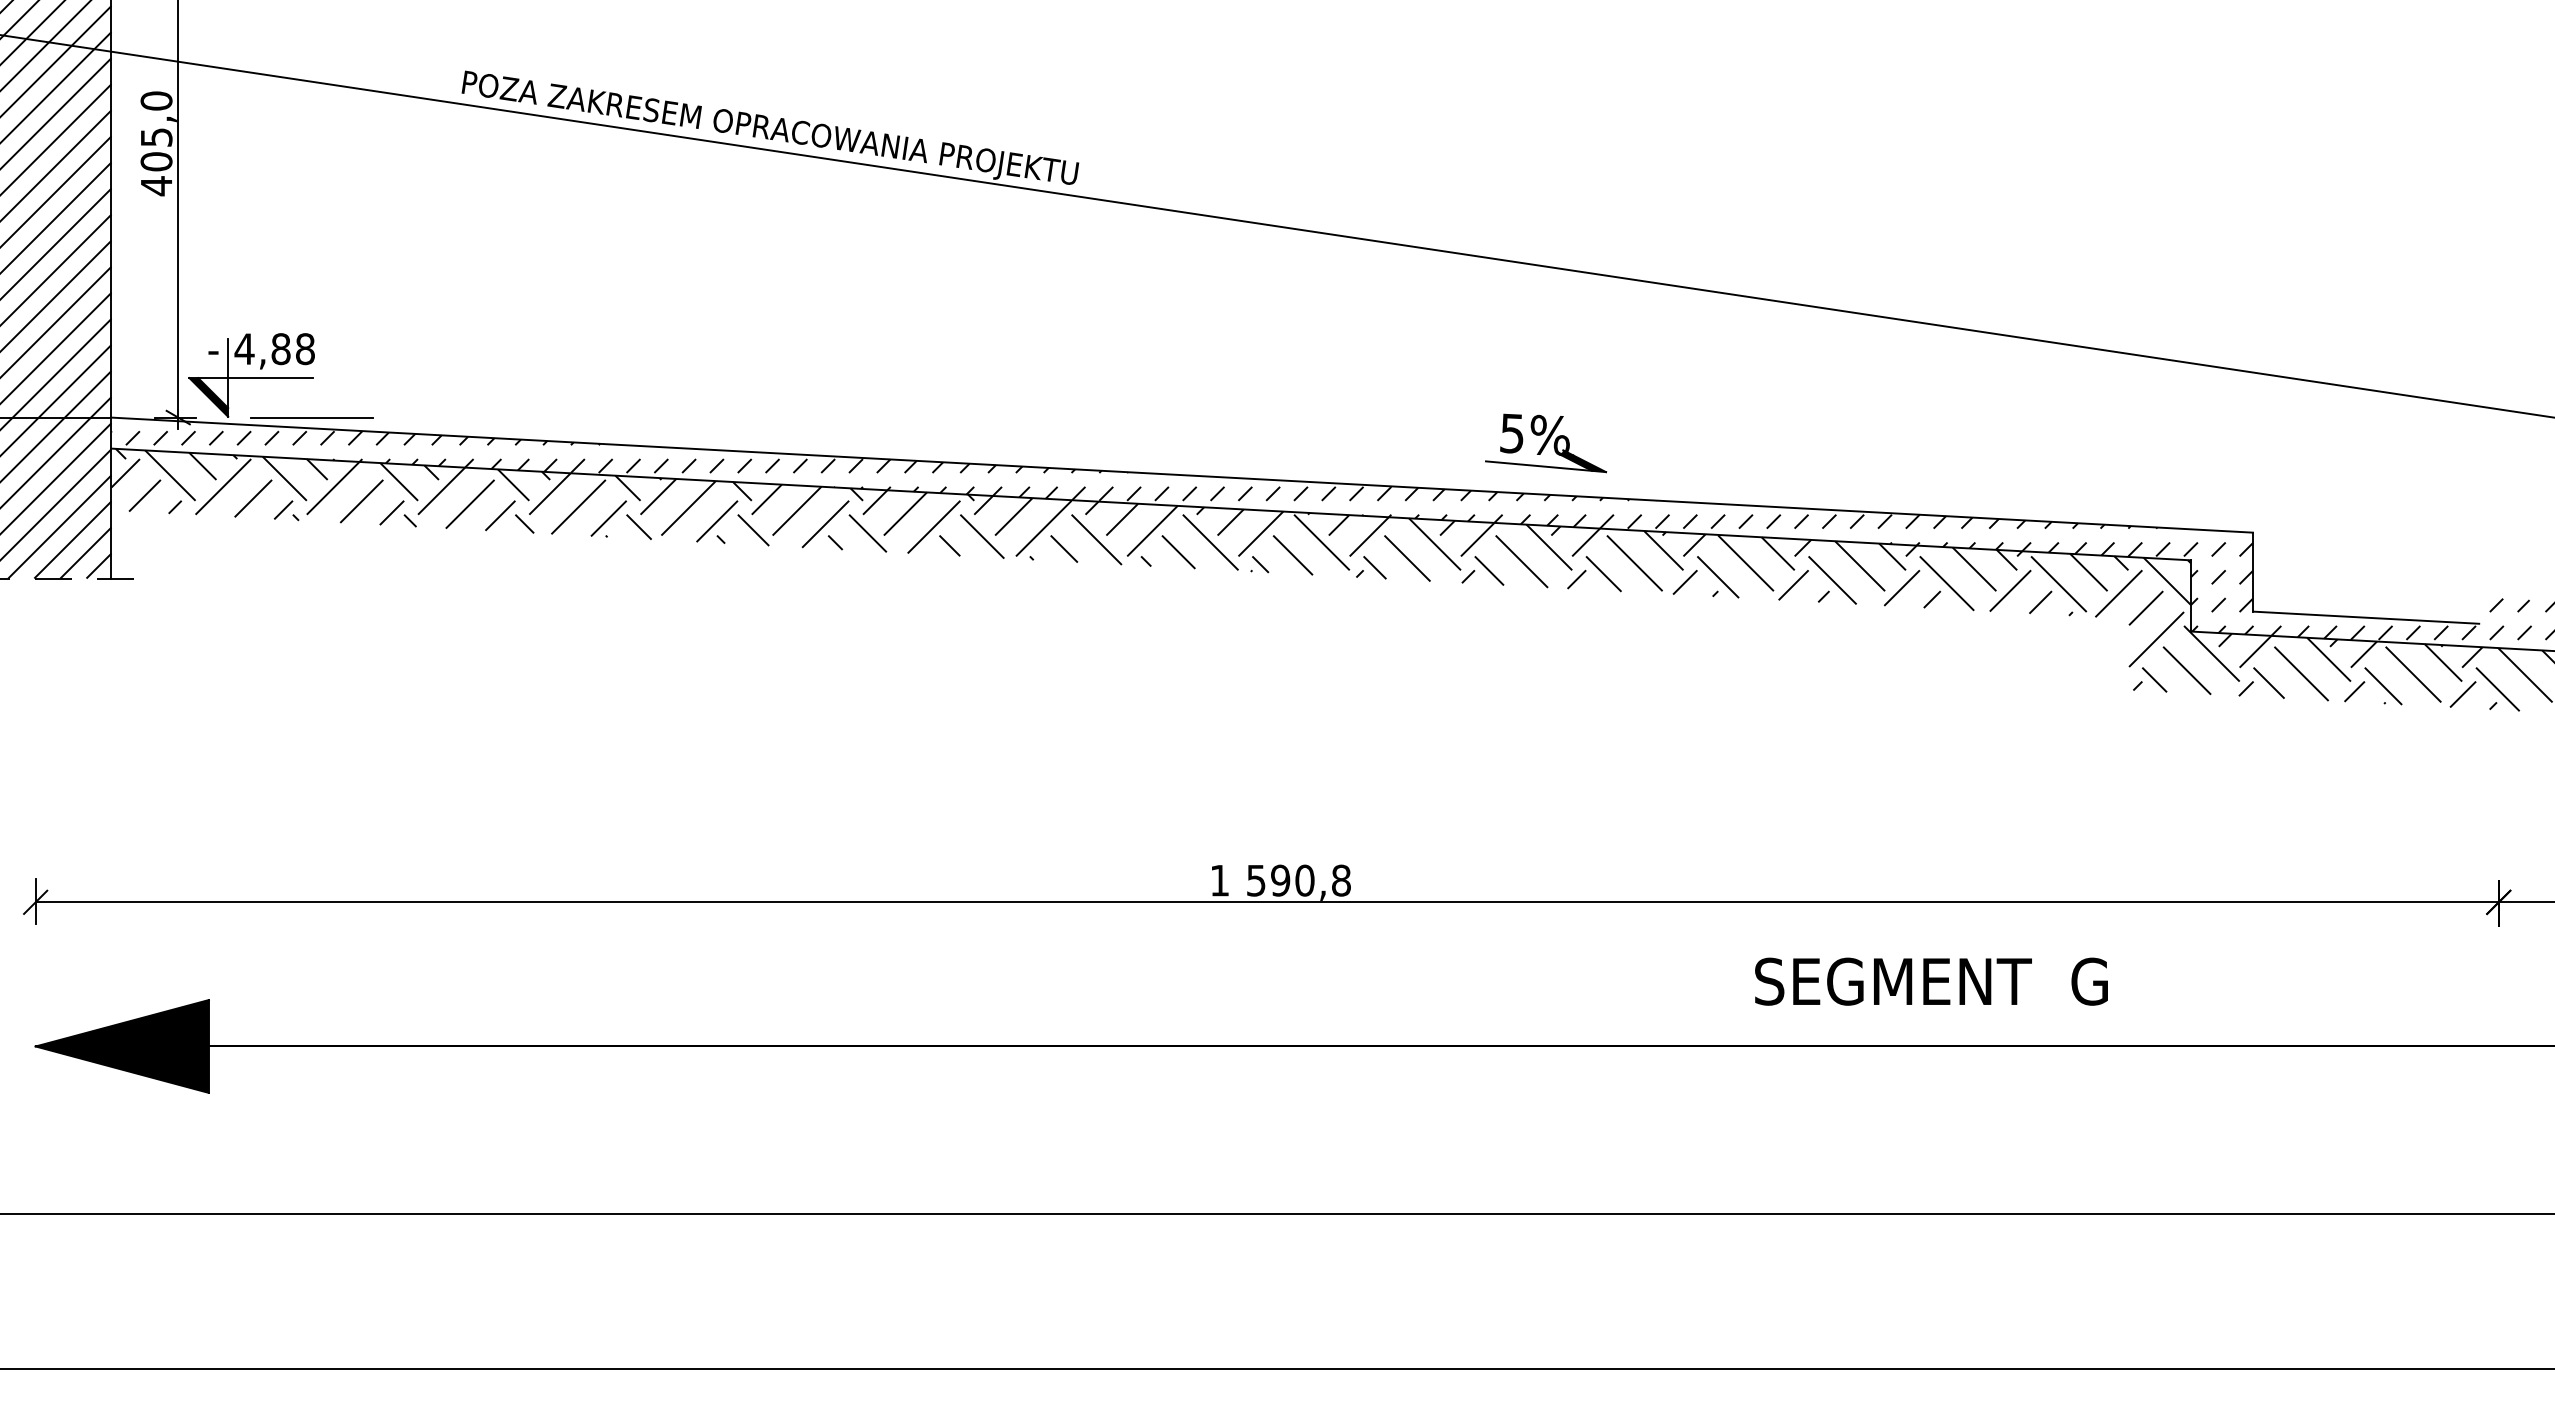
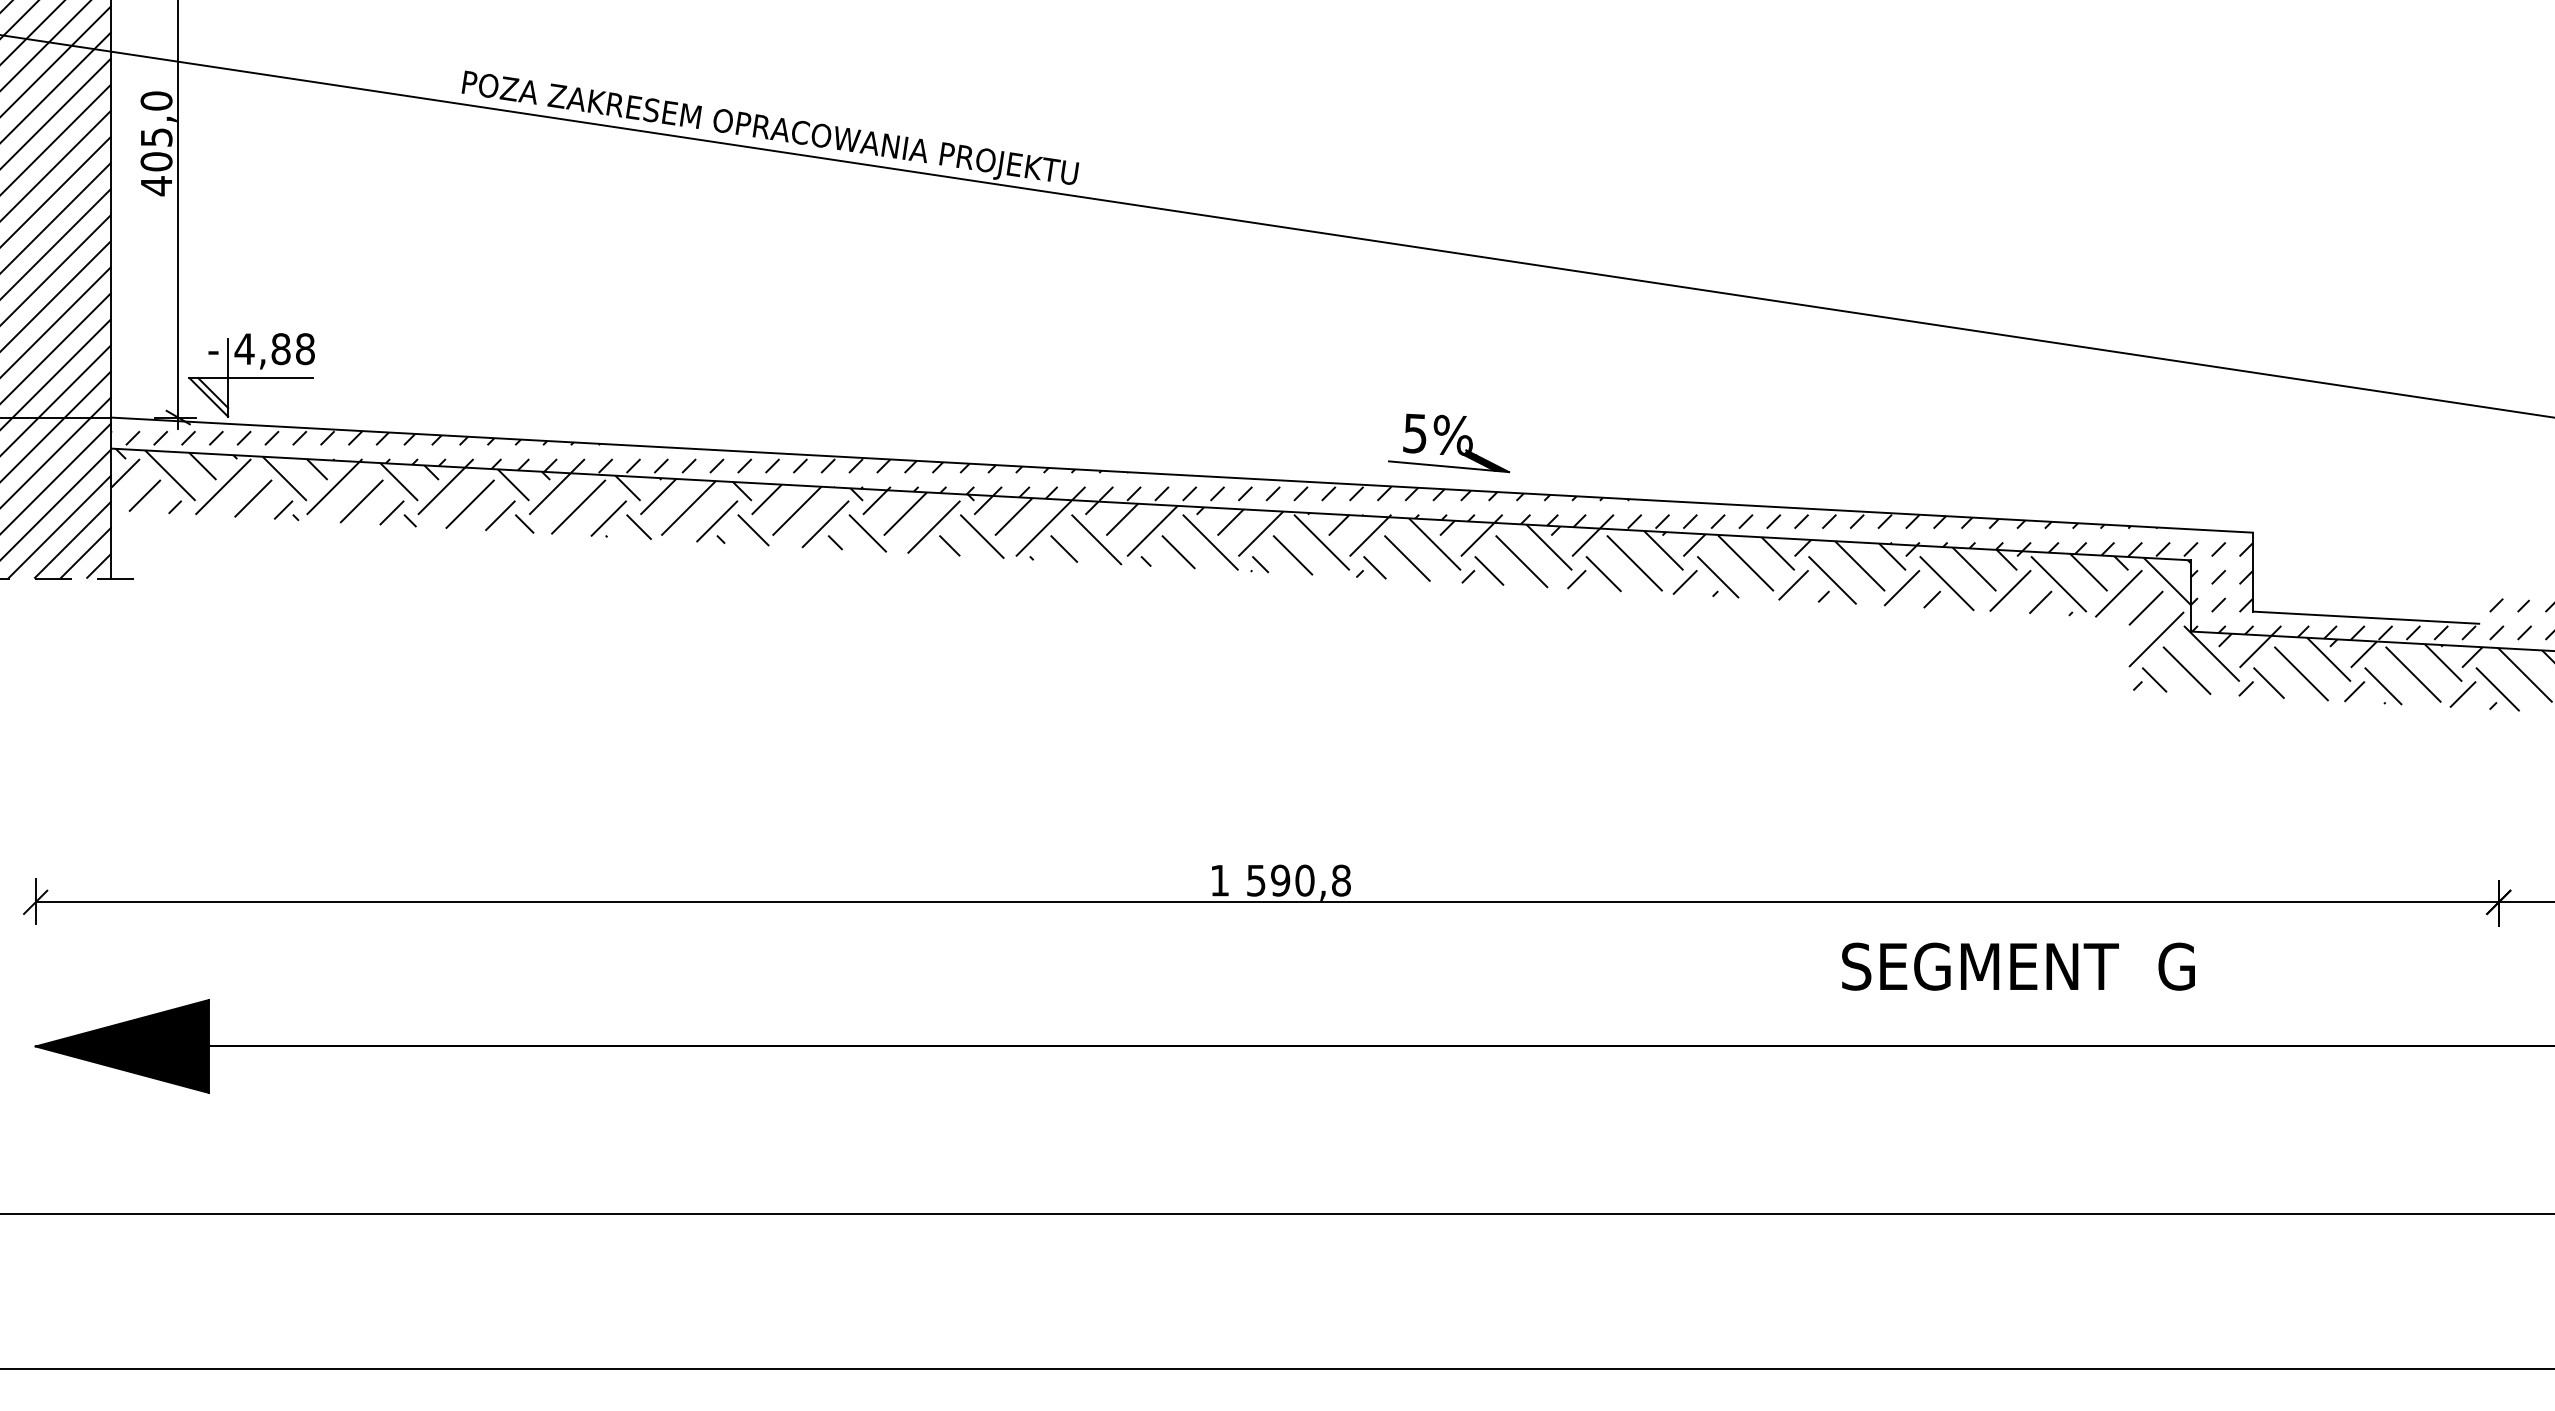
fill: present -> none (208, 397)
line: present -> none (312, 417)
part position: (1546, 443) -> (1449, 443) (1449, 443)
text position: (1931, 981) -> (2018, 966) (2018, 966)
